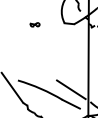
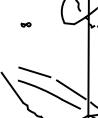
part position: (34, 24) -> (25, 24) (25, 24)
line: none -> present (34, 72)
